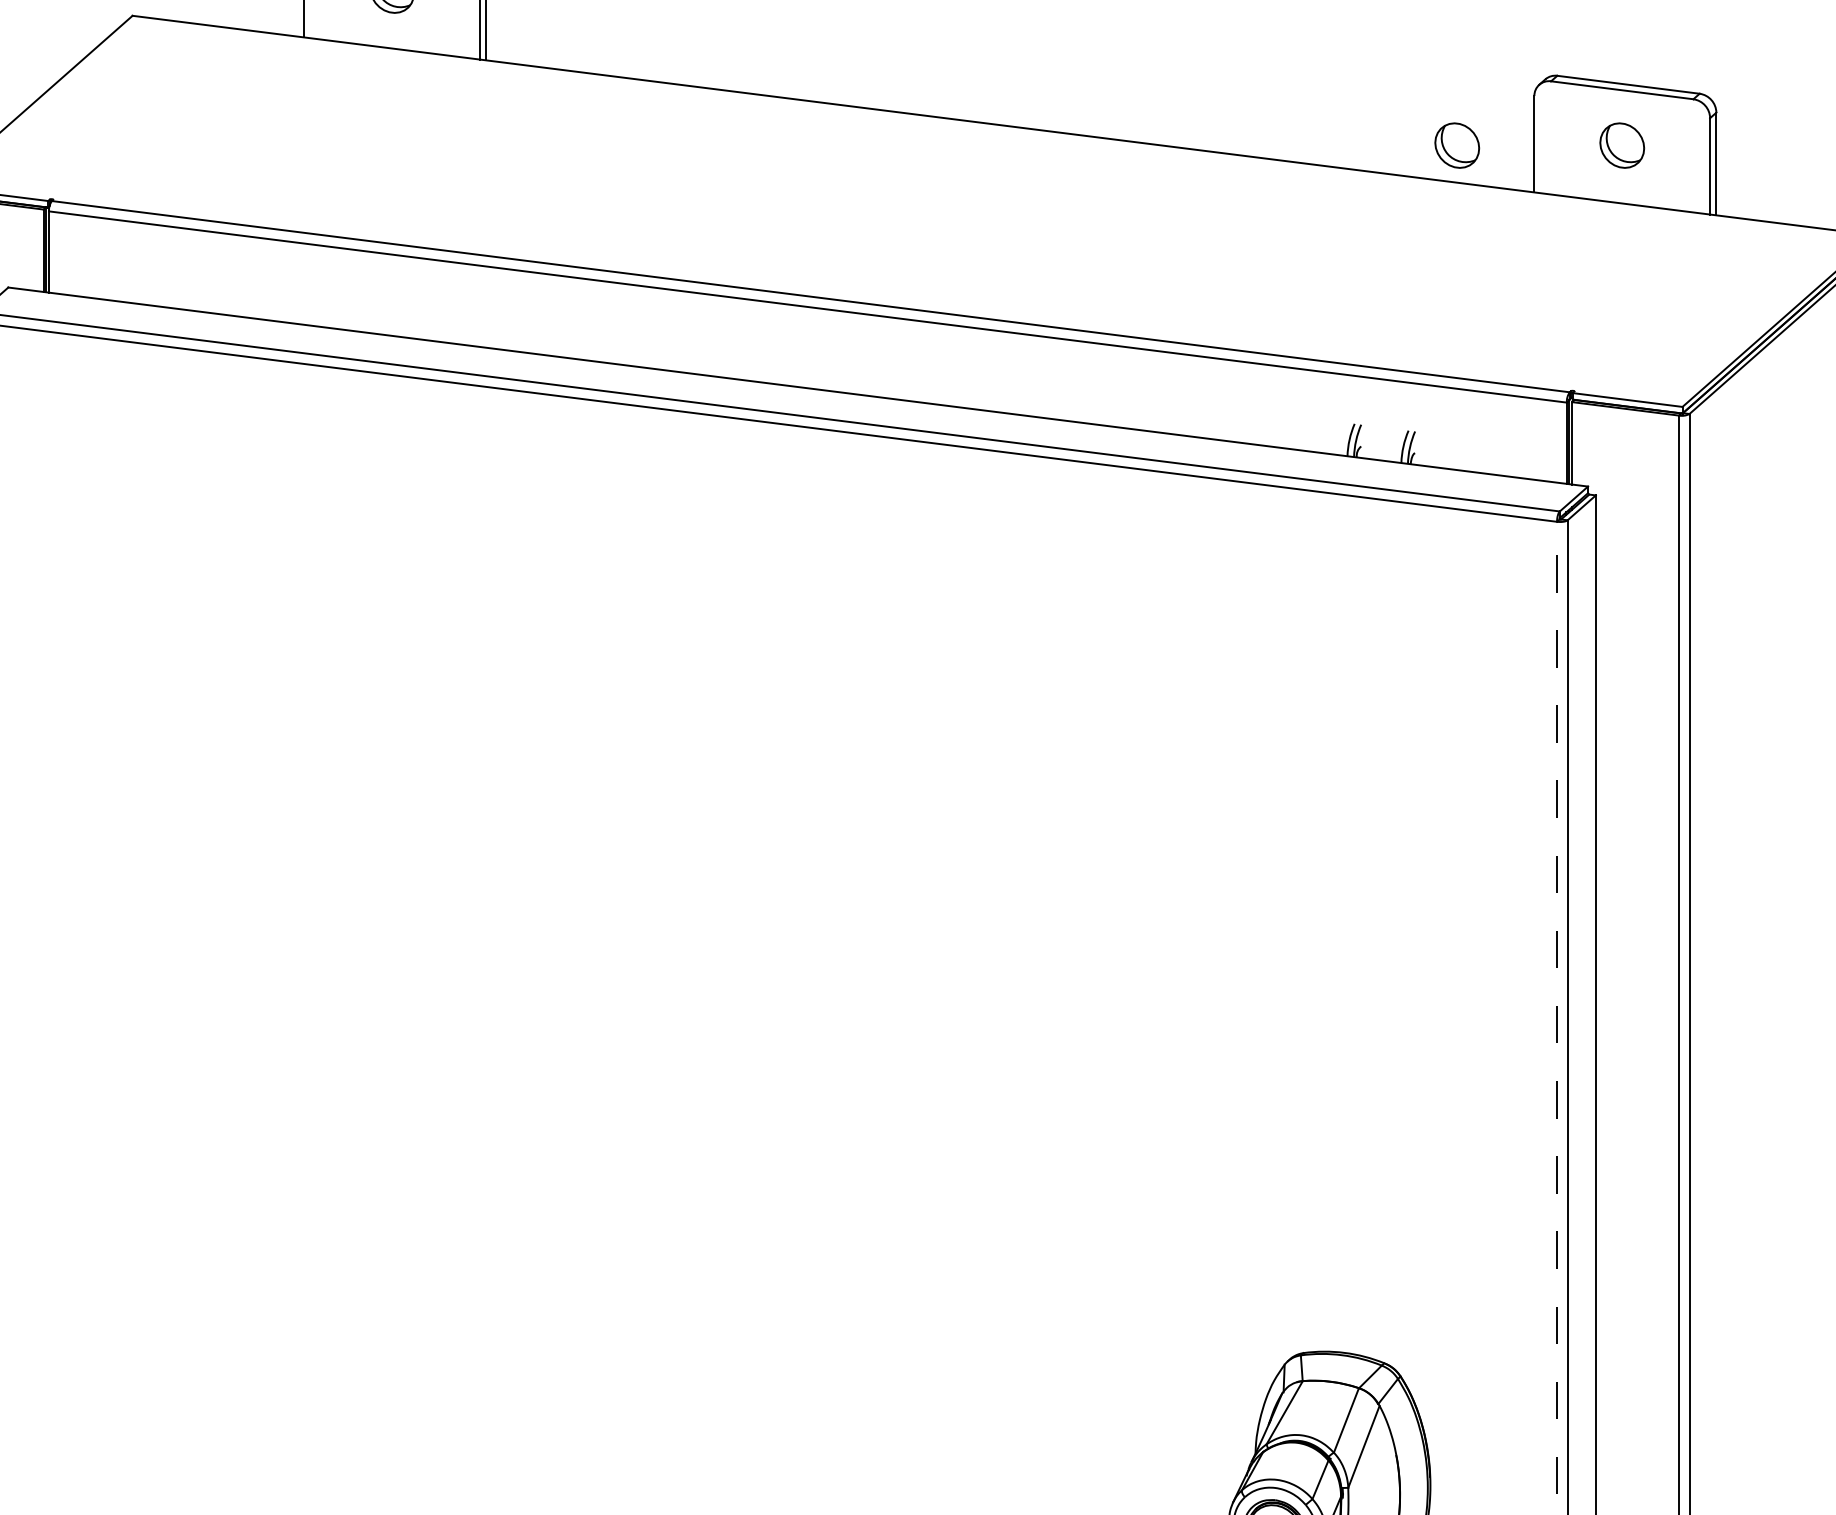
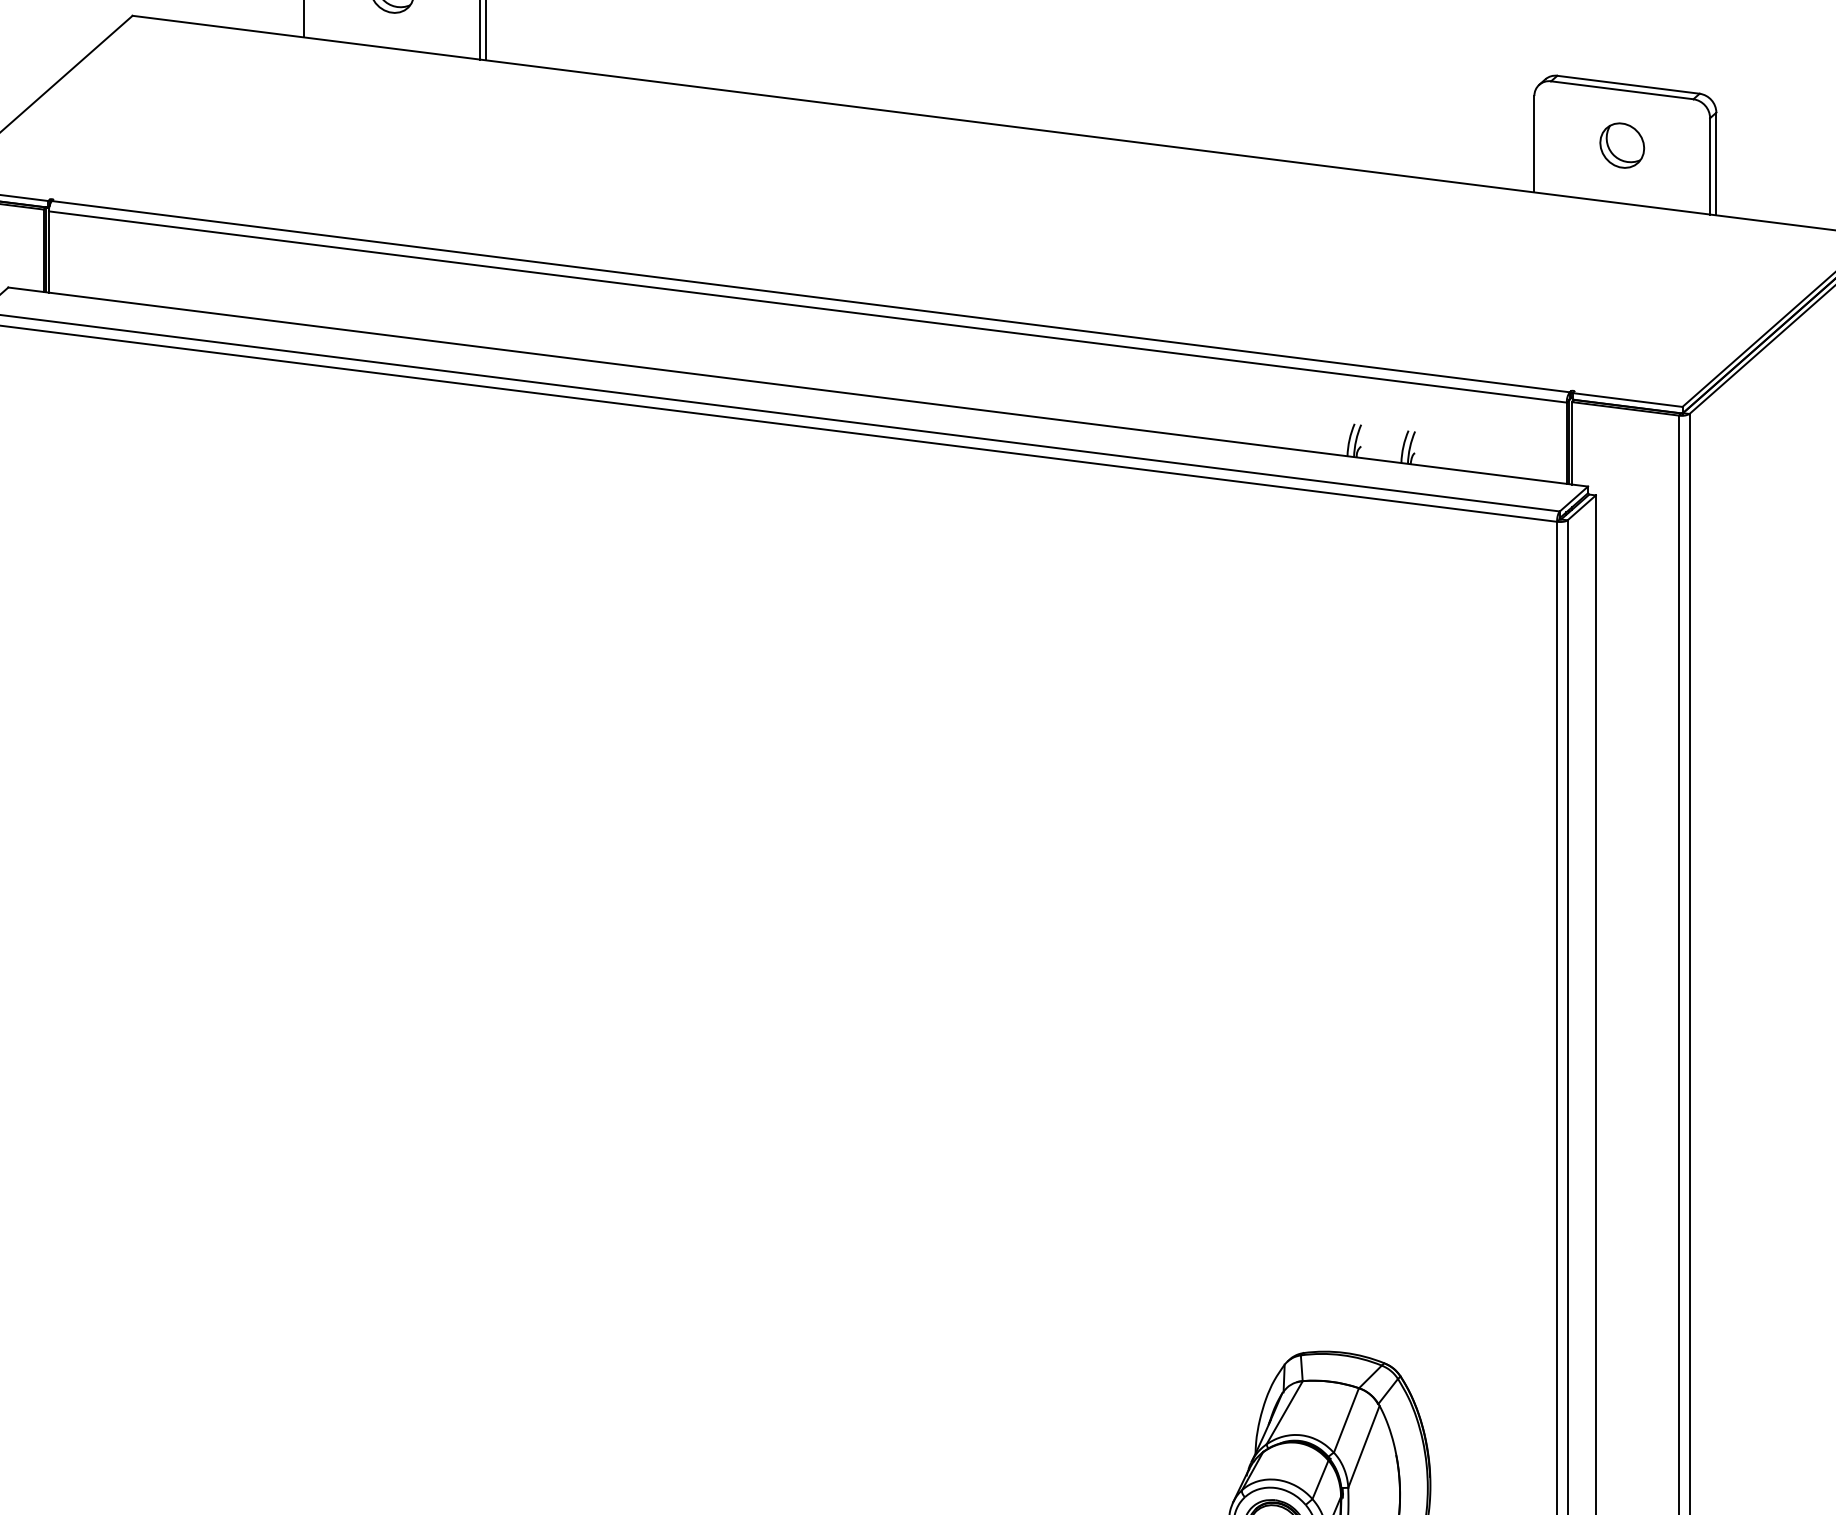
part: present -> none (1457, 145)
line: dashed -> solid (1557, 1017)
